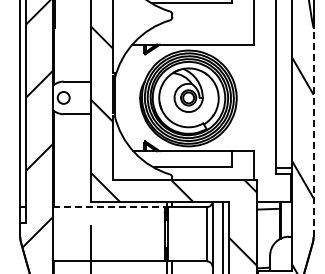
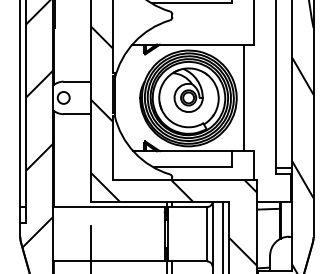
line: none -> present (244, 97)
line: dashed -> solid (313, 132)
line: dashed -> solid (108, 207)
